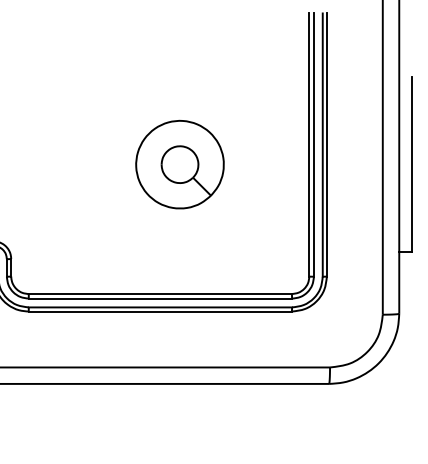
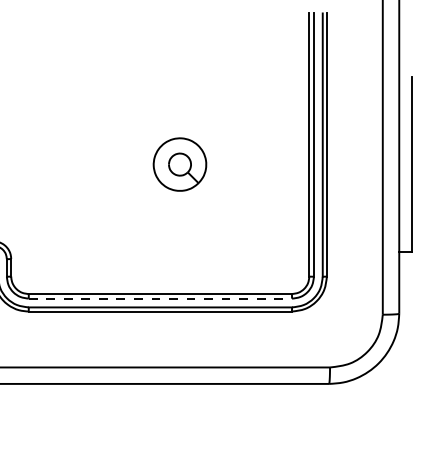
part size: 90x91 px -> 56x55 px (179, 164)
line: solid -> dashed (160, 298)
